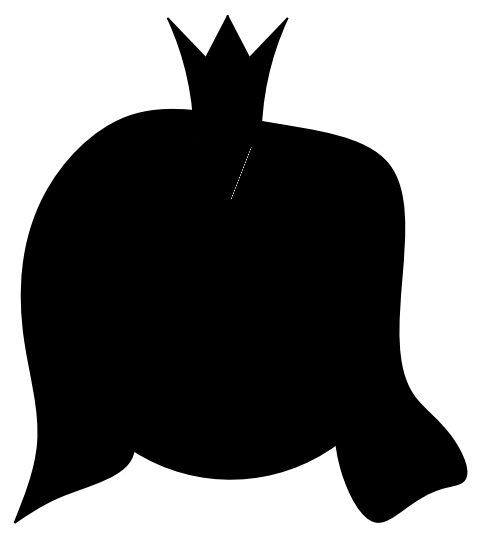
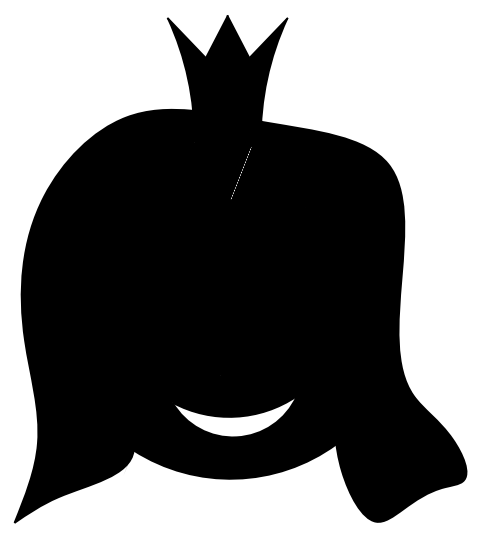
fill: present -> none (234, 416)
